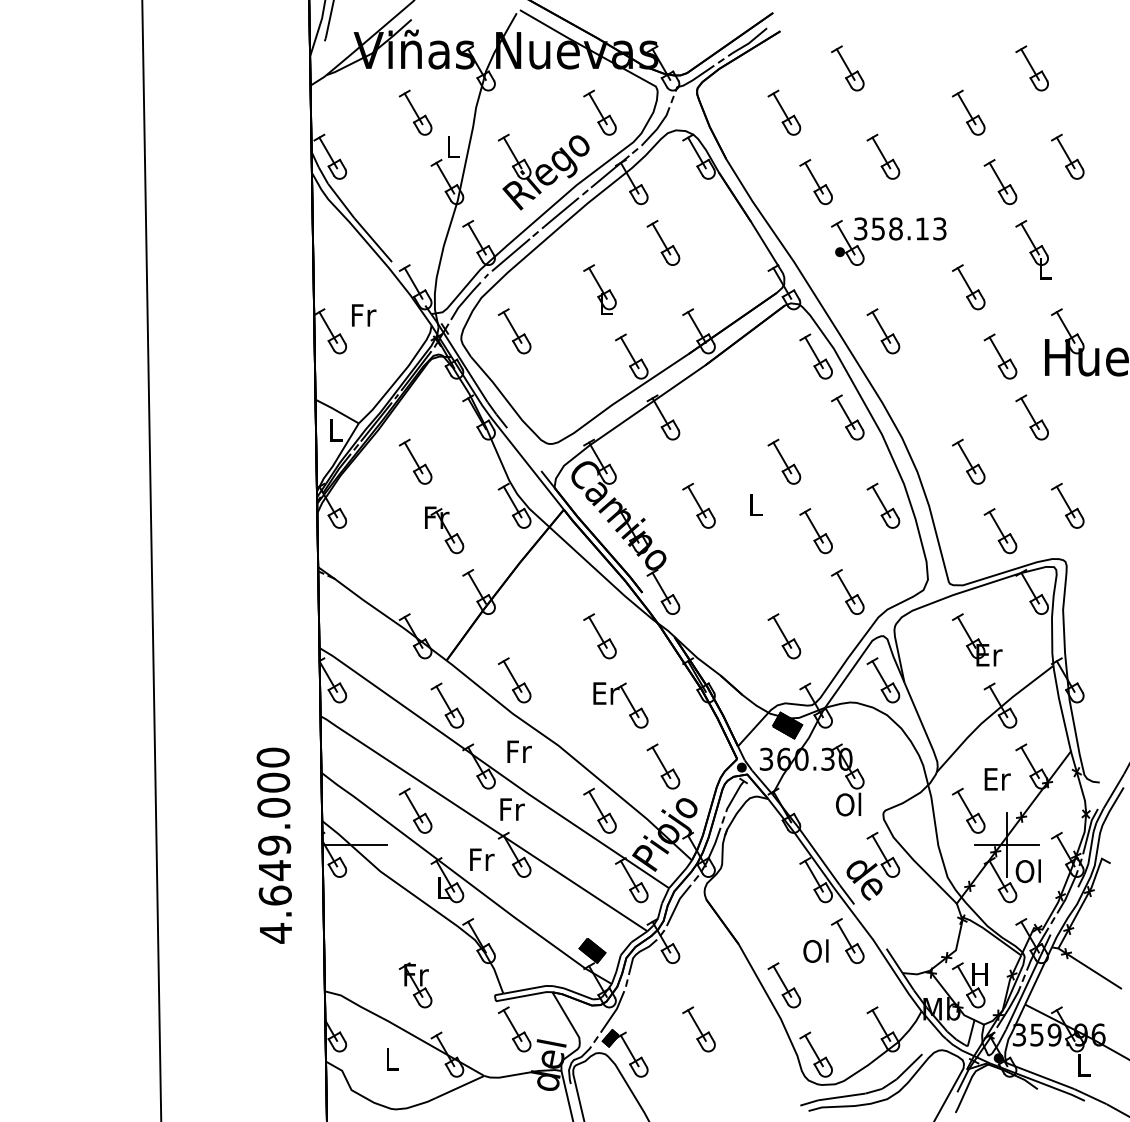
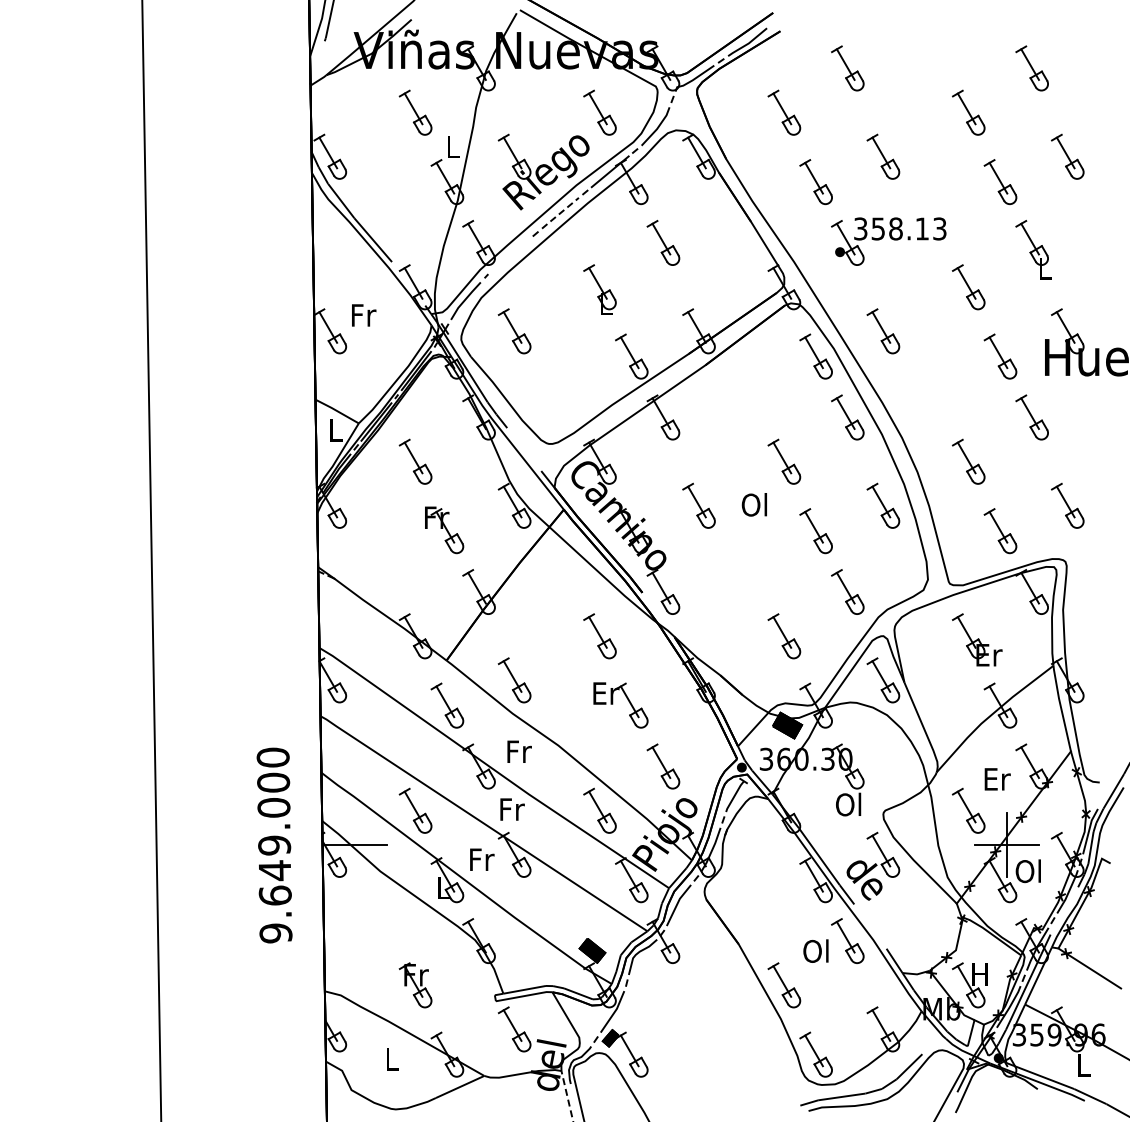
line: solid -> dashed (559, 213)
line: present -> none (510, 254)
text: L -> Ol (753, 504)
text: 4.649.000 -> 9.649.000 (275, 933)
part: present -> none (698, 1029)
line: solid -> dashed (567, 1096)
